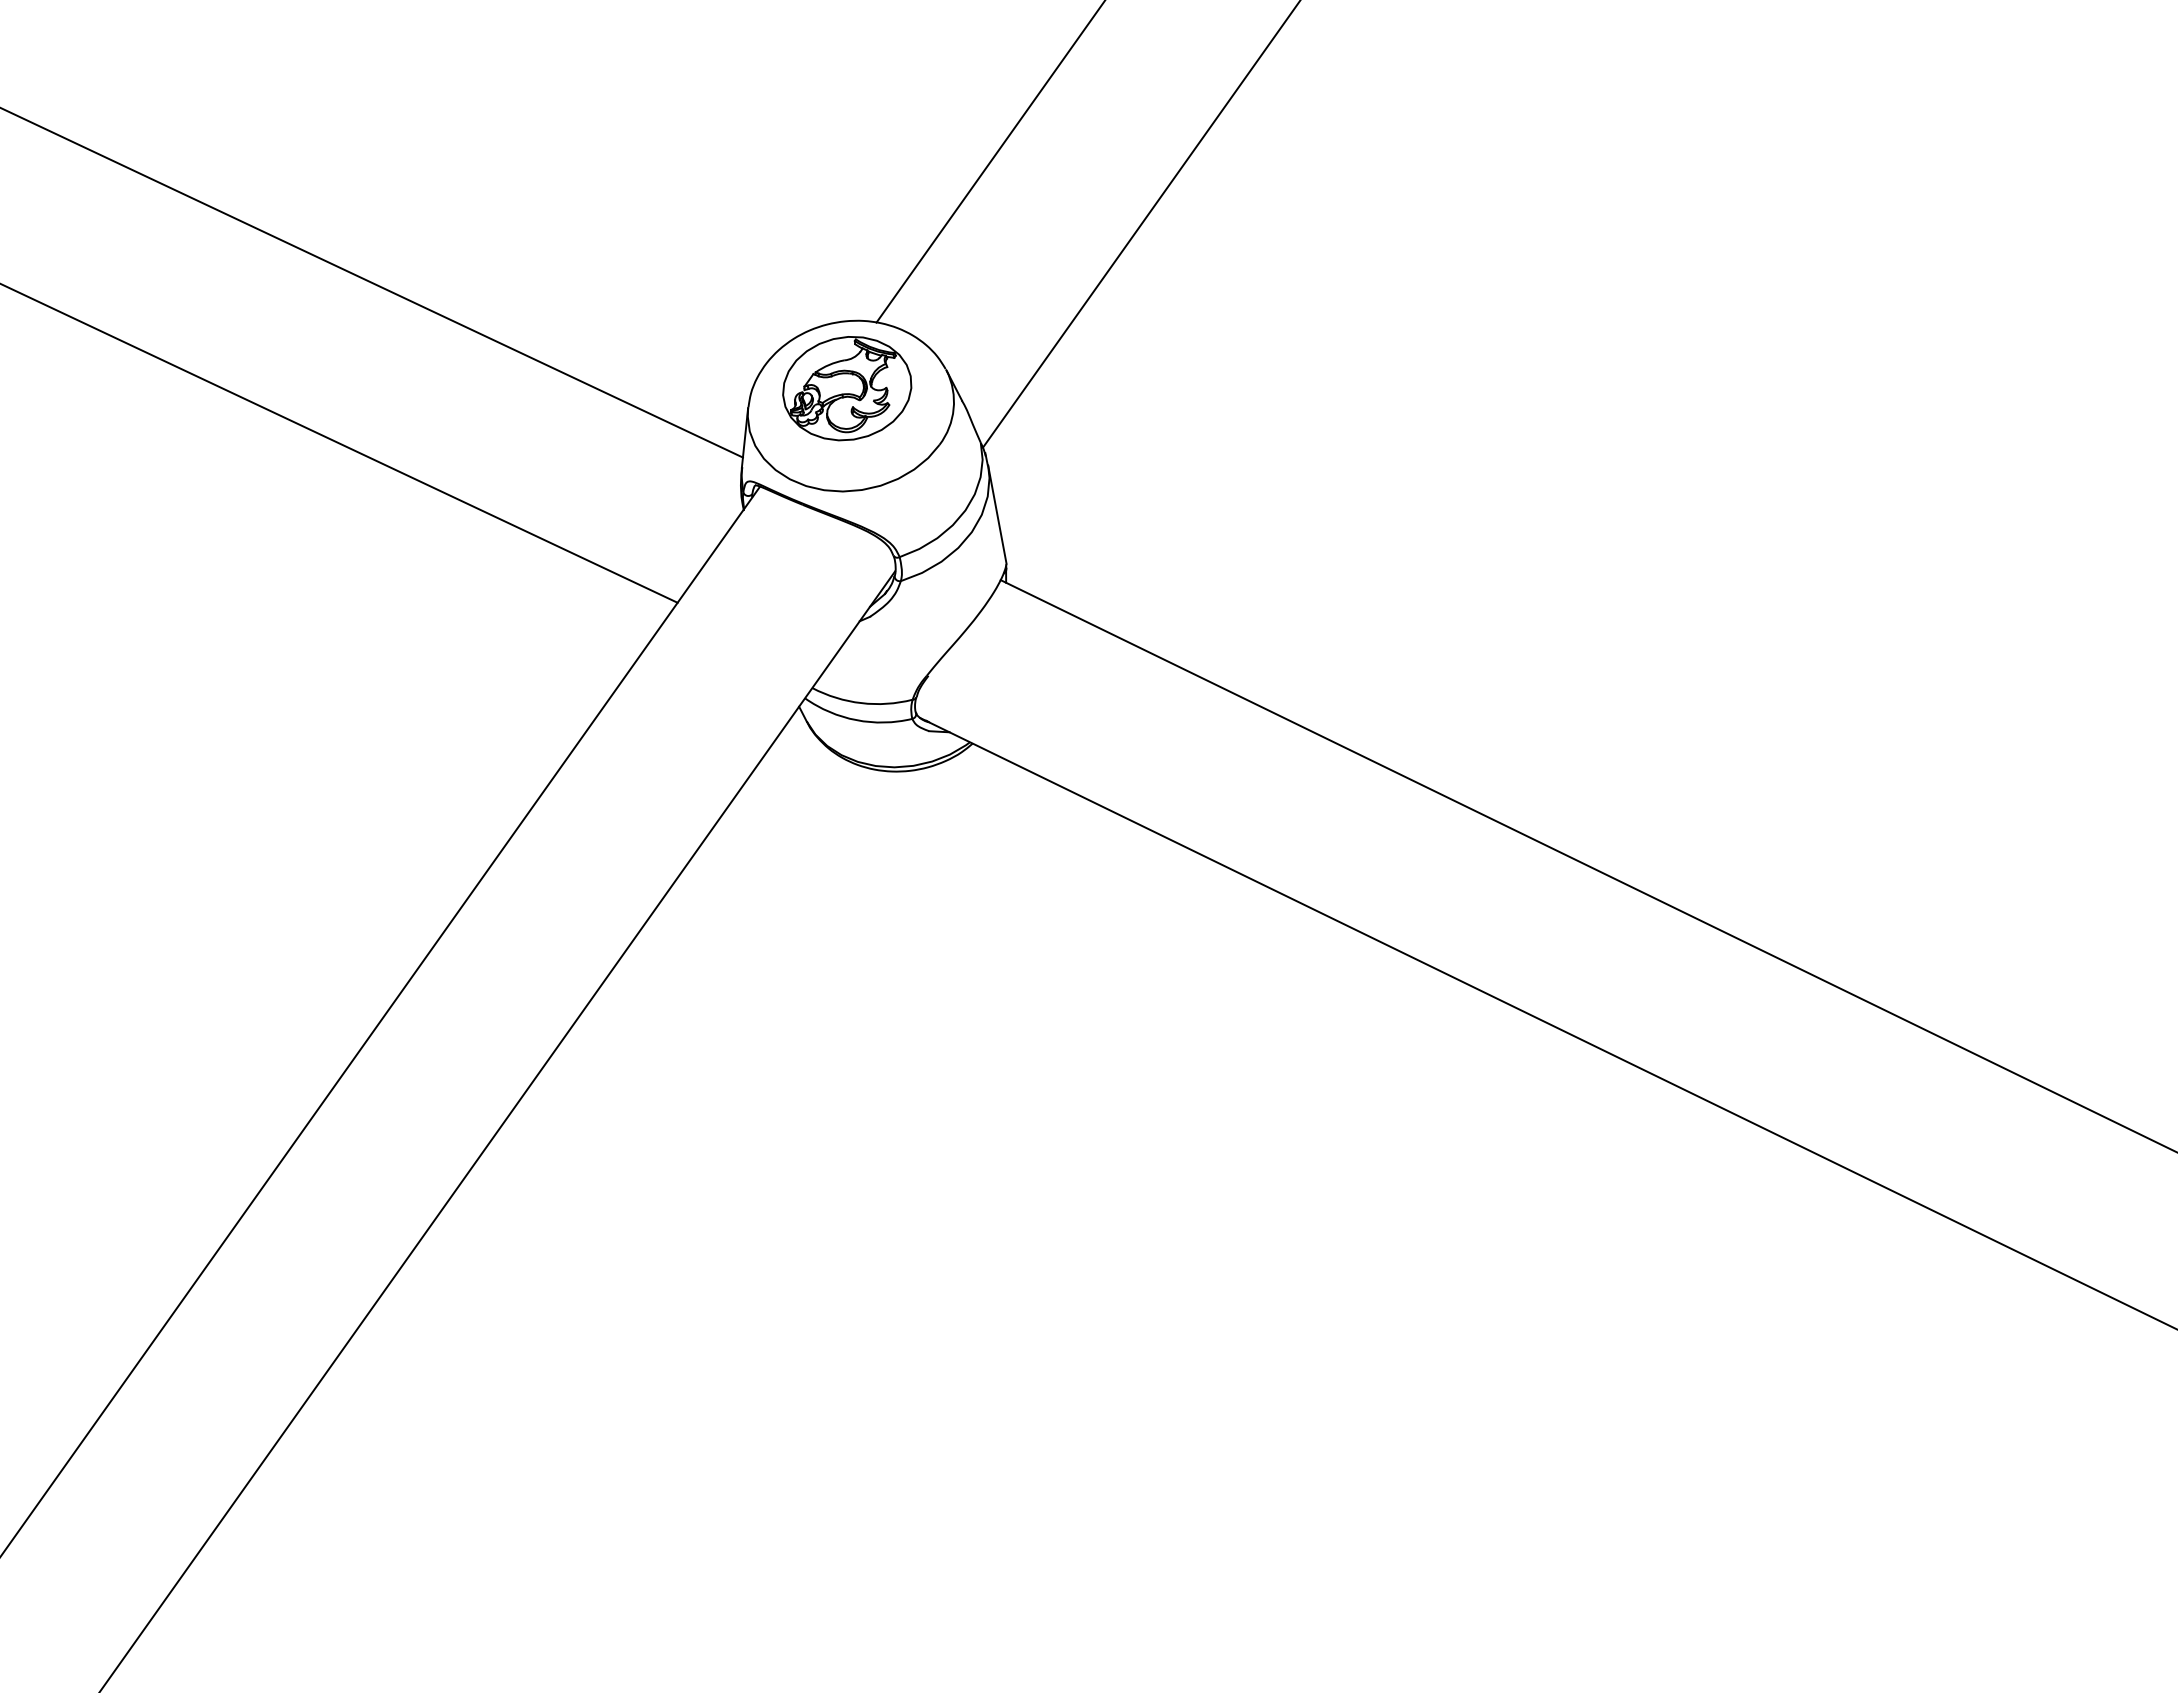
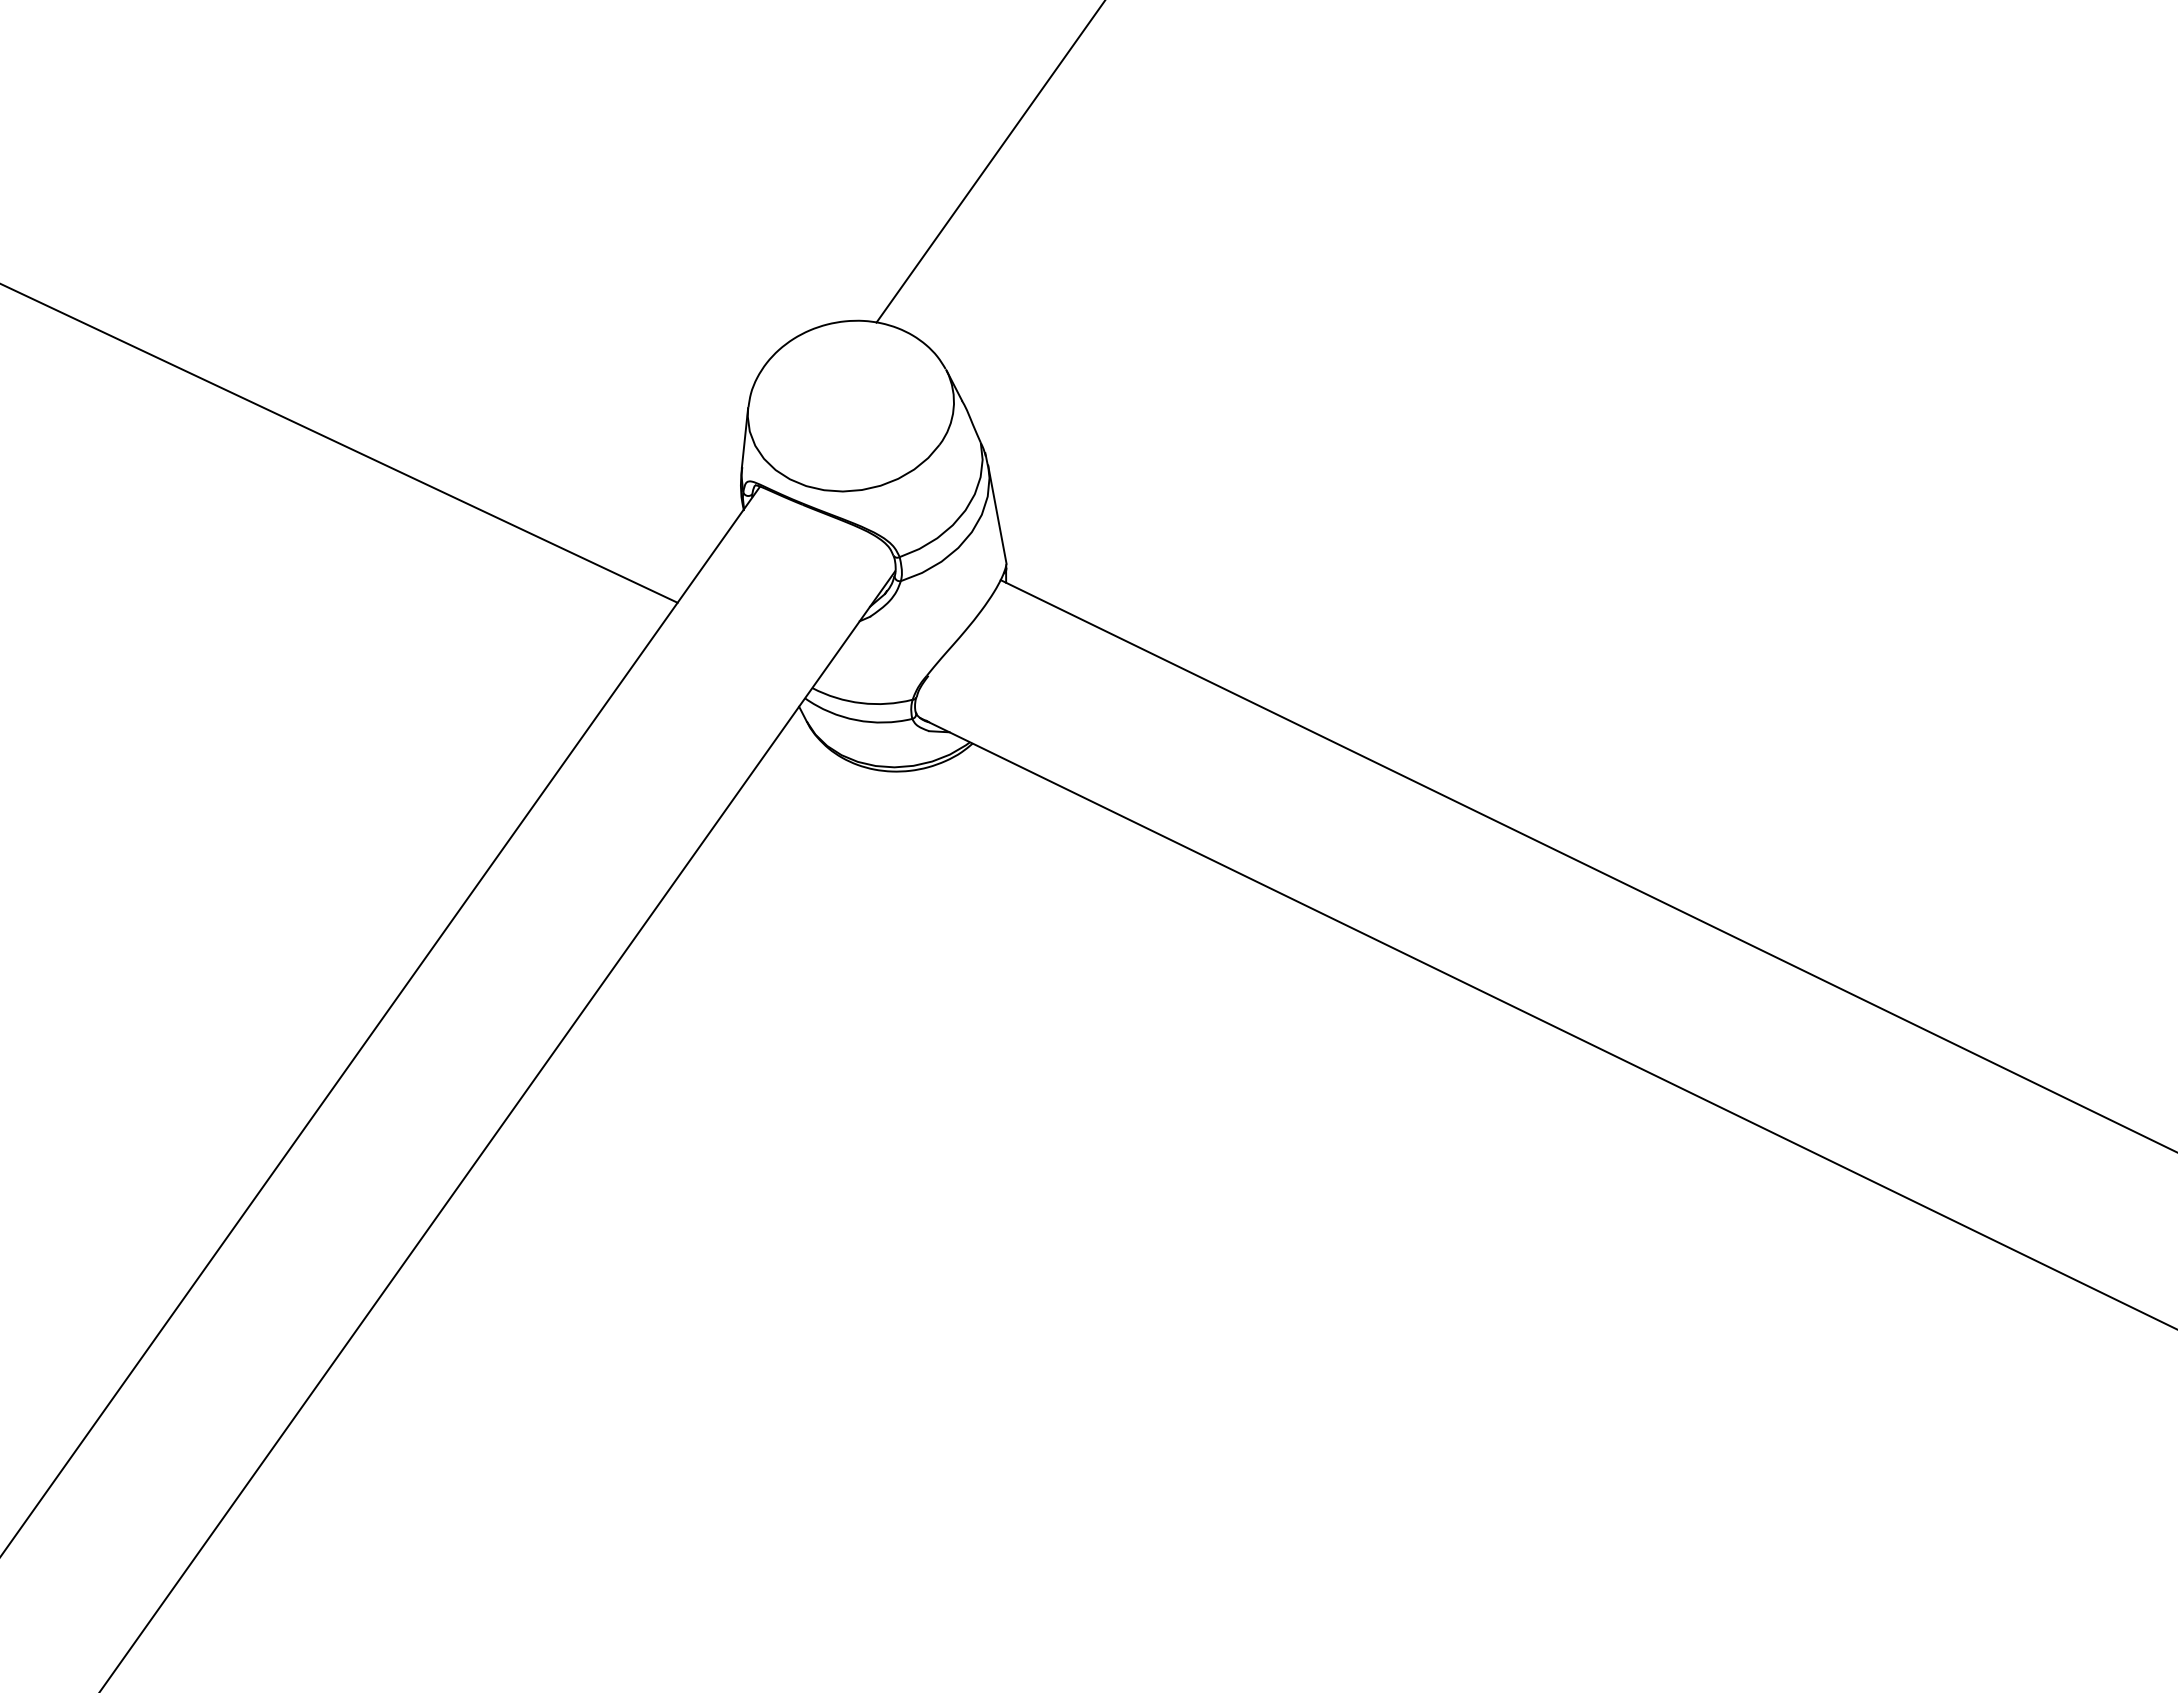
line: present -> none (1140, 224)
line: present -> none (372, 283)
part: present -> none (847, 388)
